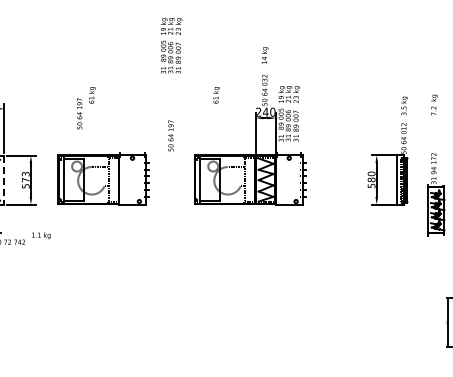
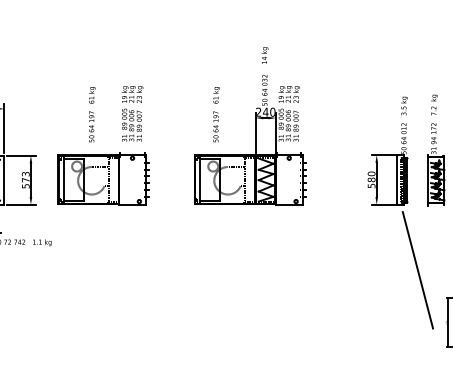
text position: (171, 45) -> (132, 113) (132, 113)
text position: (79, 113) -> (91, 126) (91, 126)
text position: (170, 135) -> (215, 126) (215, 126)
line: dashed -> solid (4, 180)
part position: (436, 194) -> (436, 164) (436, 164)
text position: (41, 235) -> (42, 242) (42, 242)
line: none -> present (417, 270)
